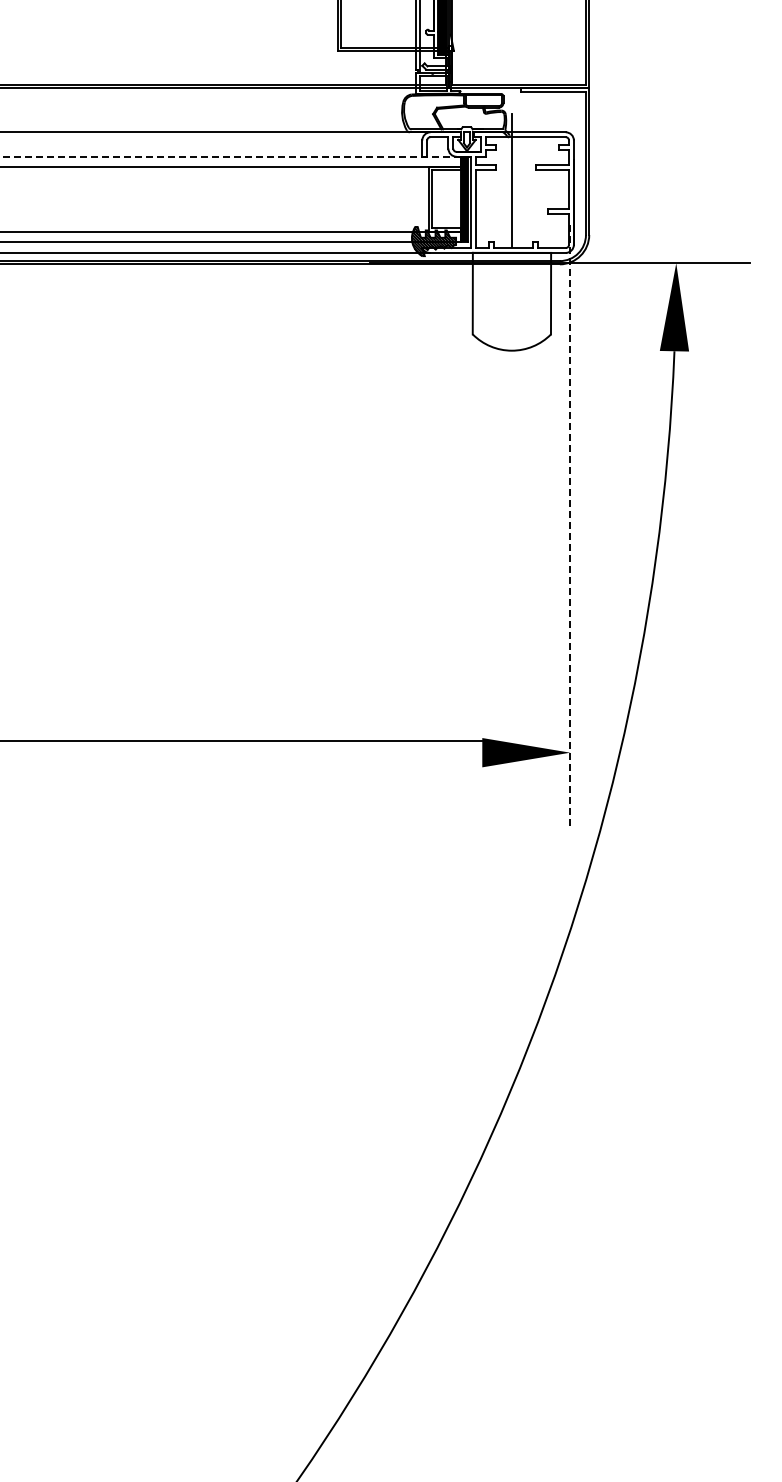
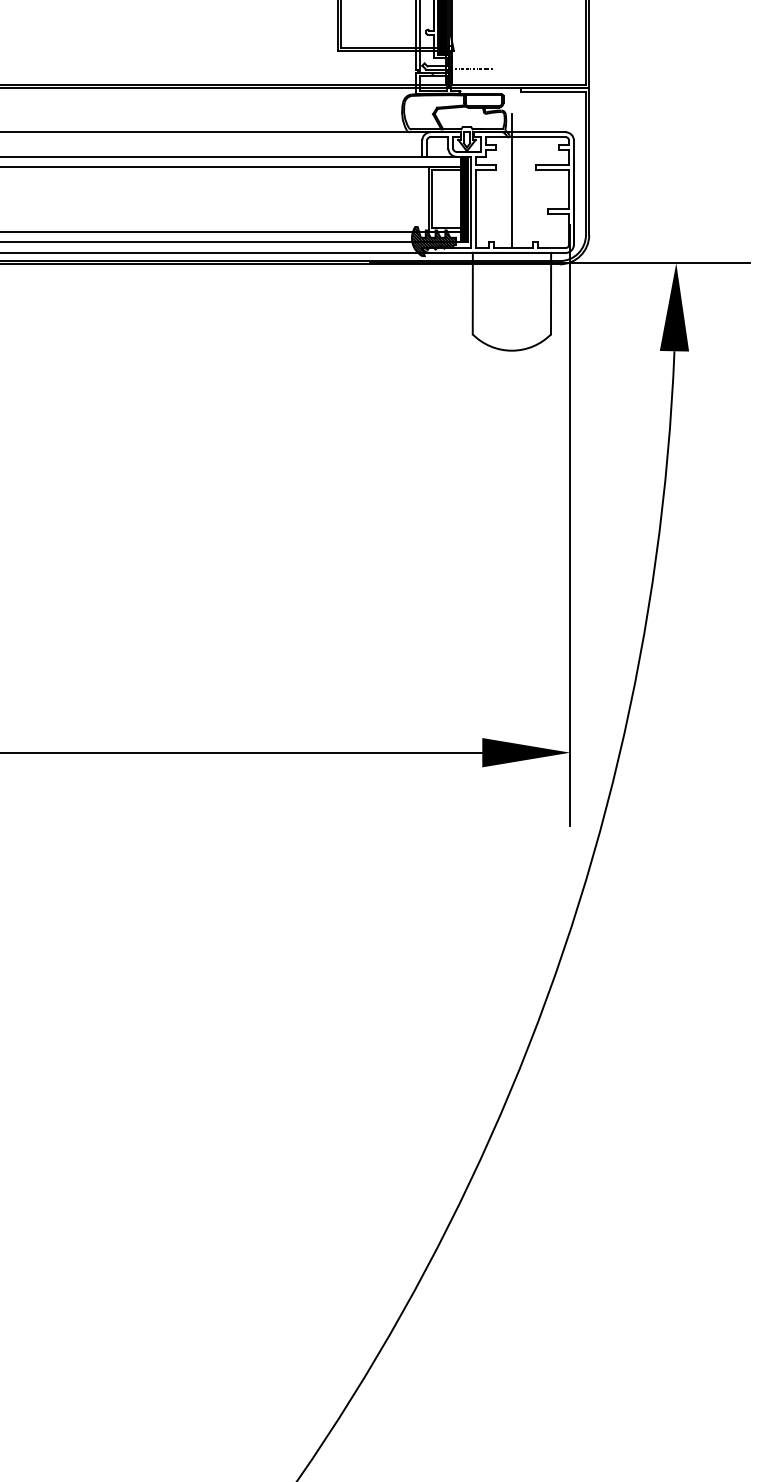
line: none -> present (471, 68)
line: dashed -> solid (230, 156)
line: dashed -> solid (570, 525)
line position: (242, 740) -> (242, 752) (242, 752)
